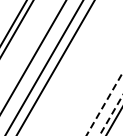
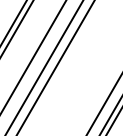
line: dashed -> solid (104, 104)
line: dashed -> solid (110, 115)
